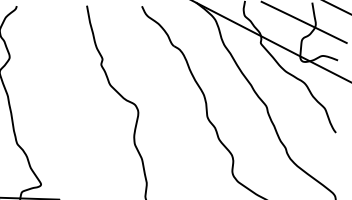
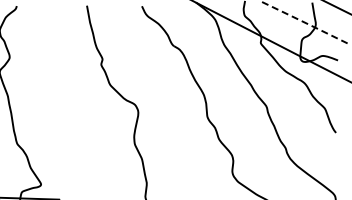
line: solid -> dashed (303, 22)
